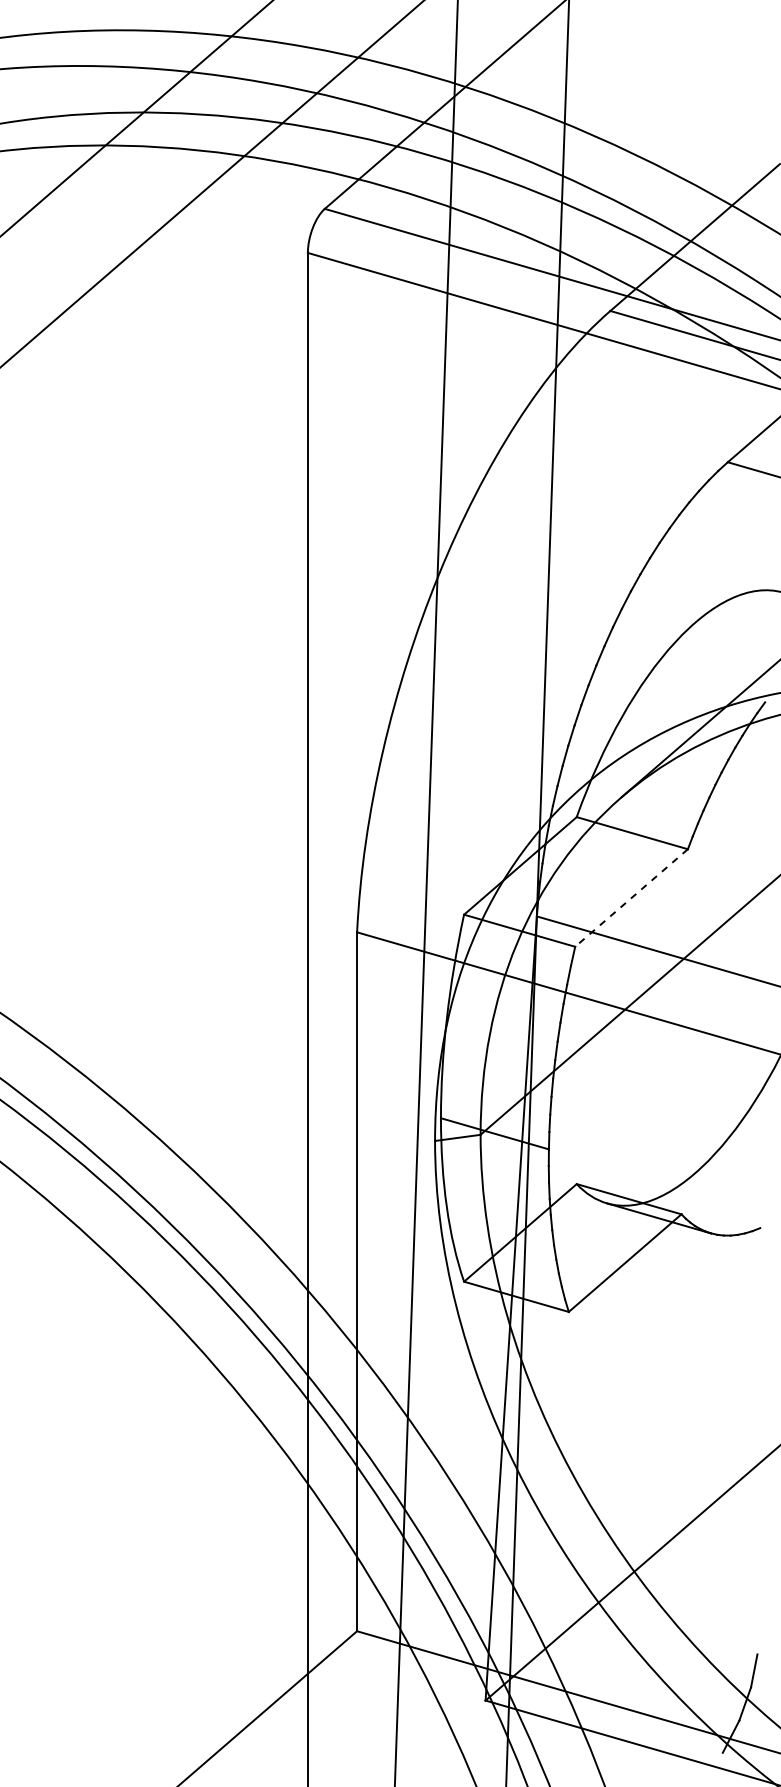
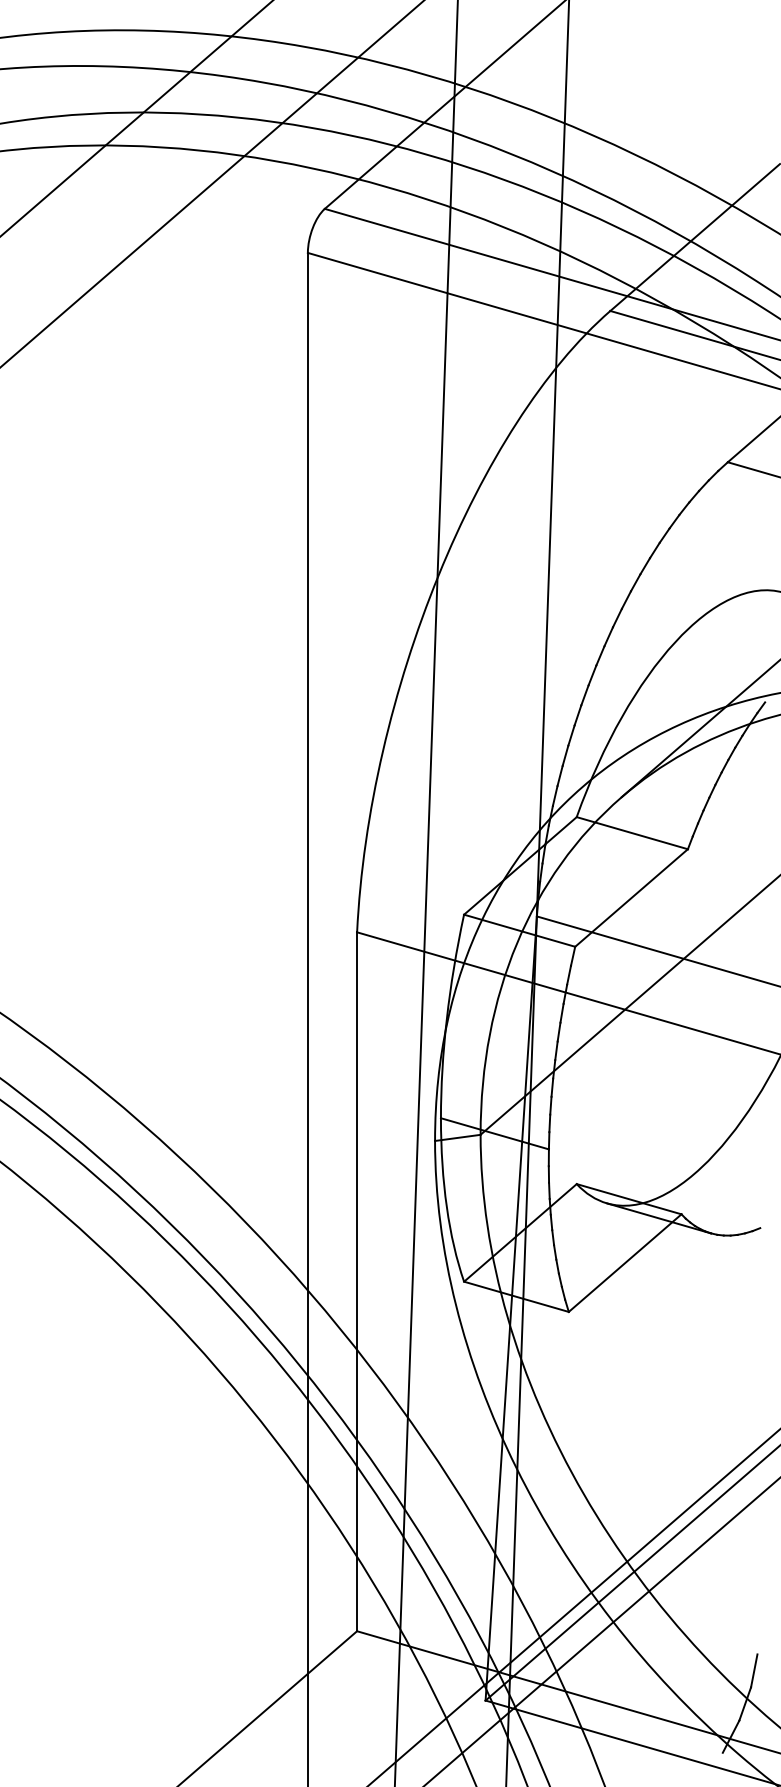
line: dashed -> solid (631, 898)
line: none -> present (573, 1607)
line: none -> present (601, 1631)
